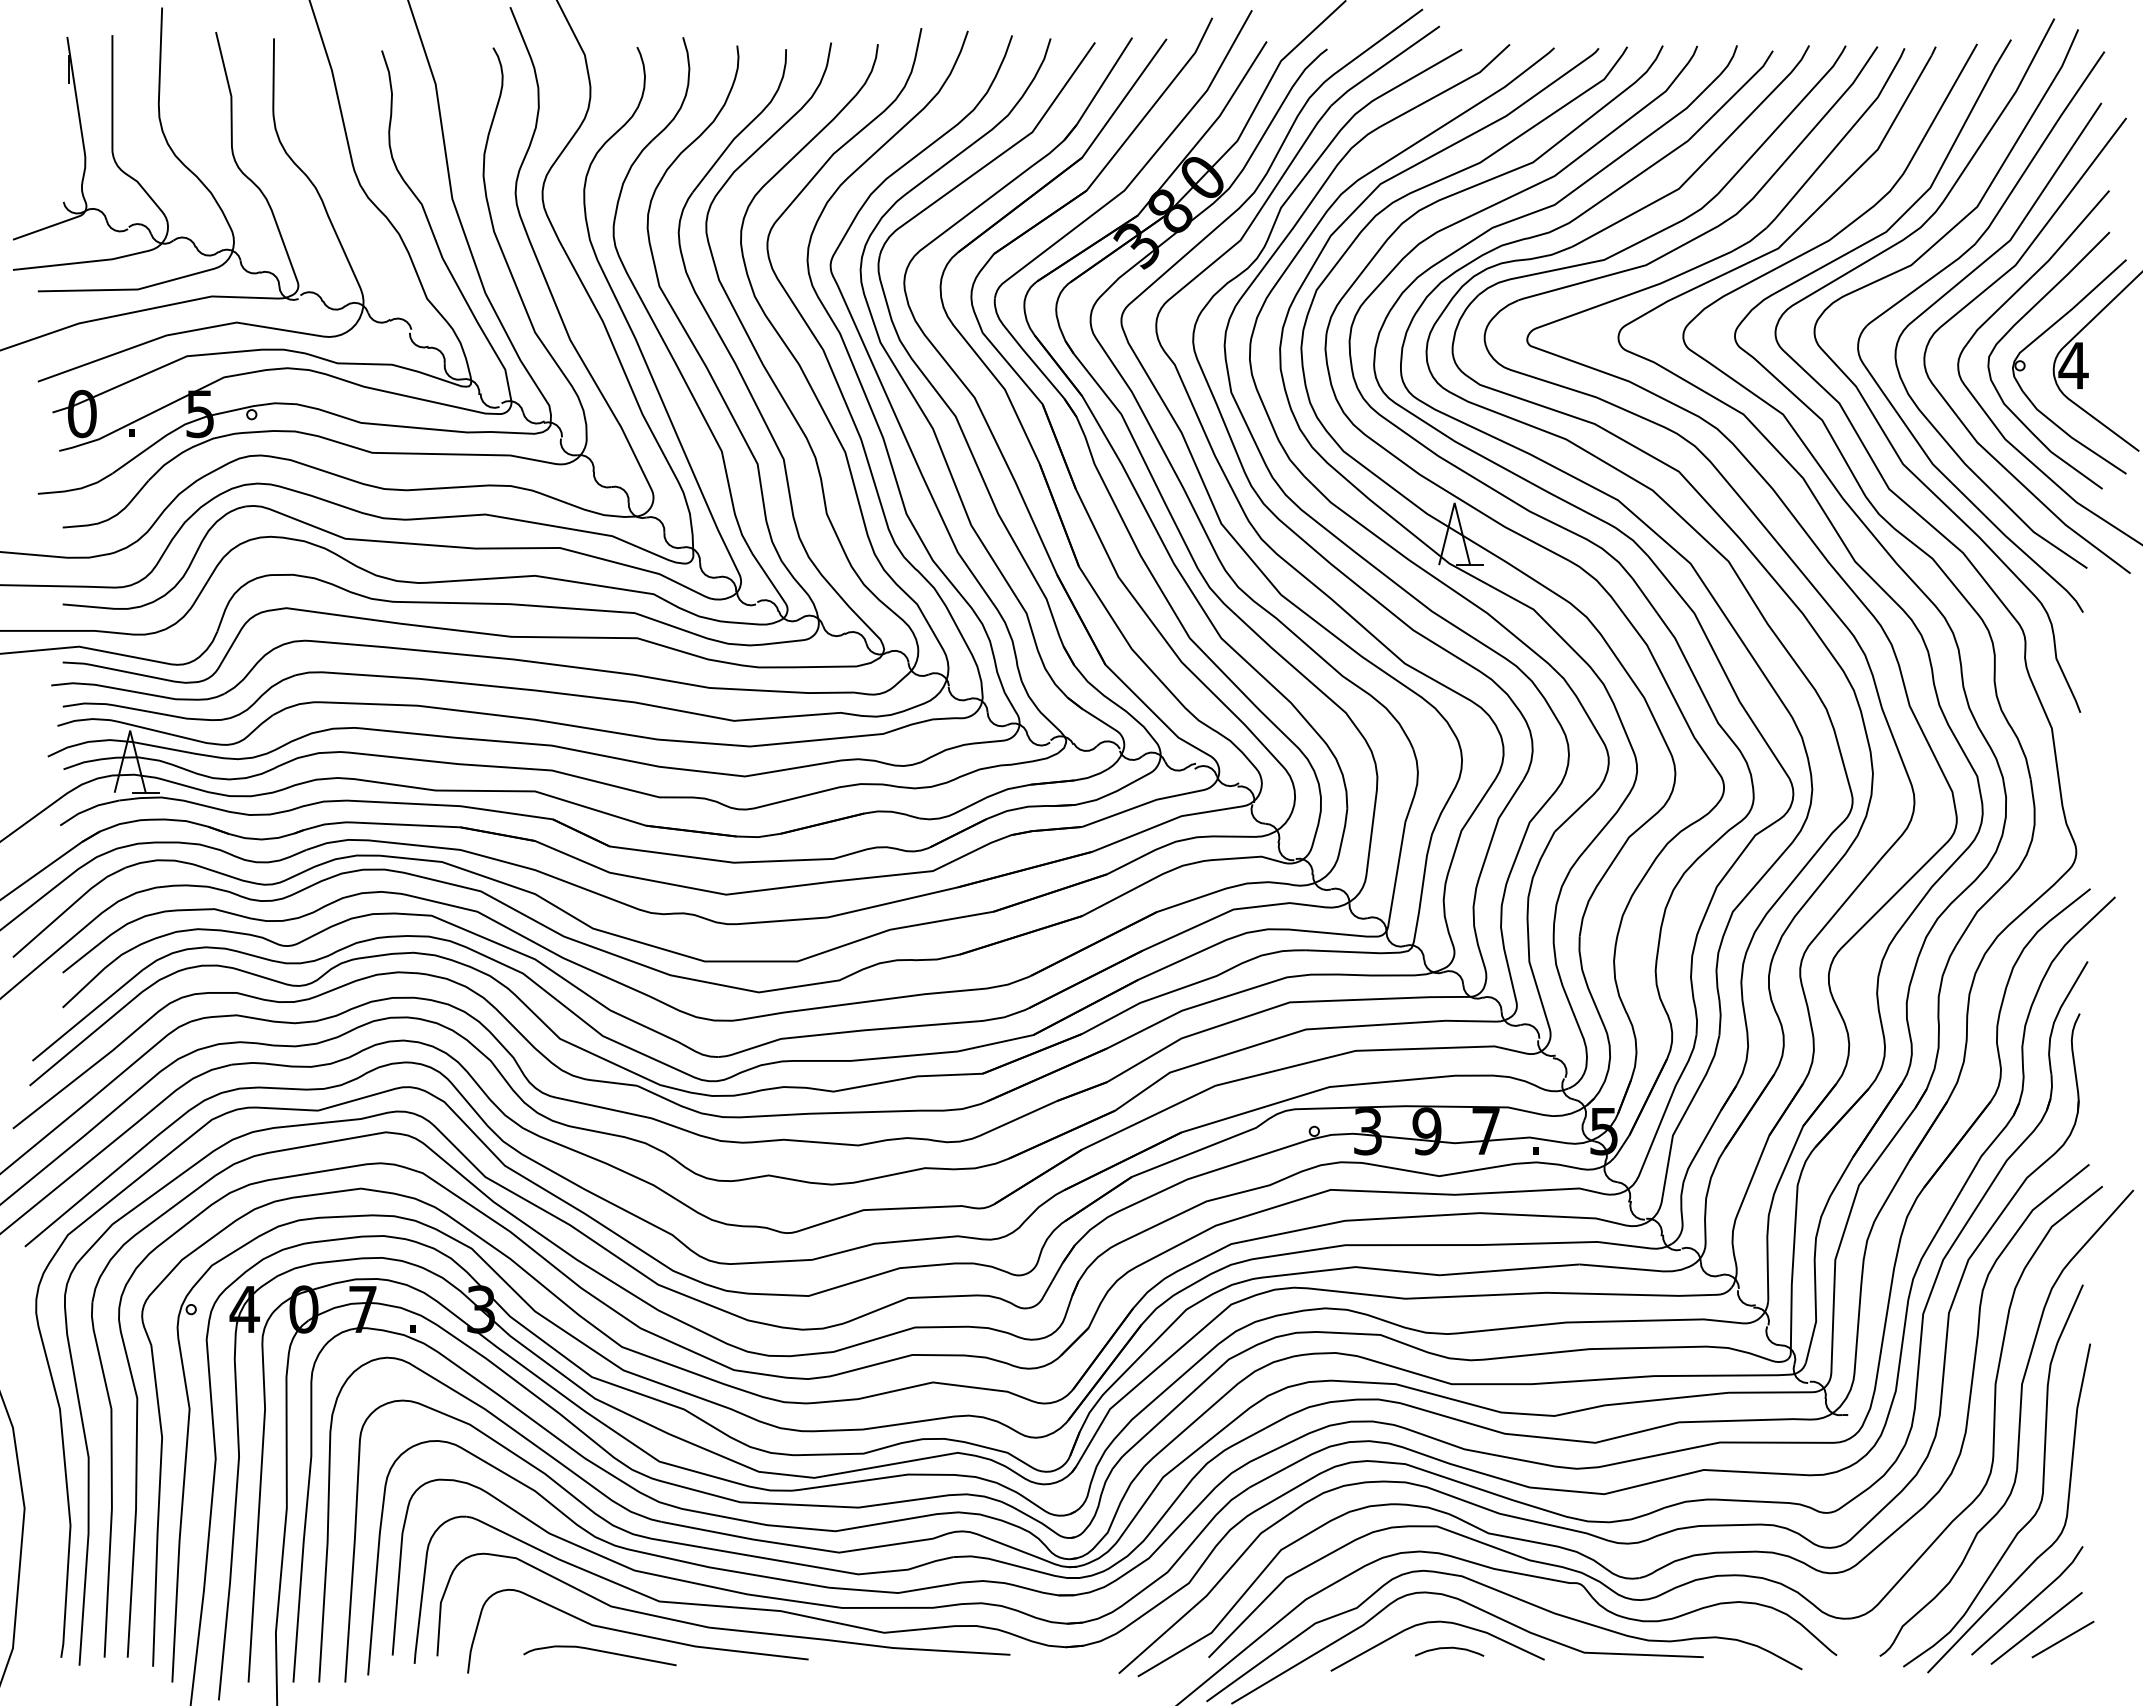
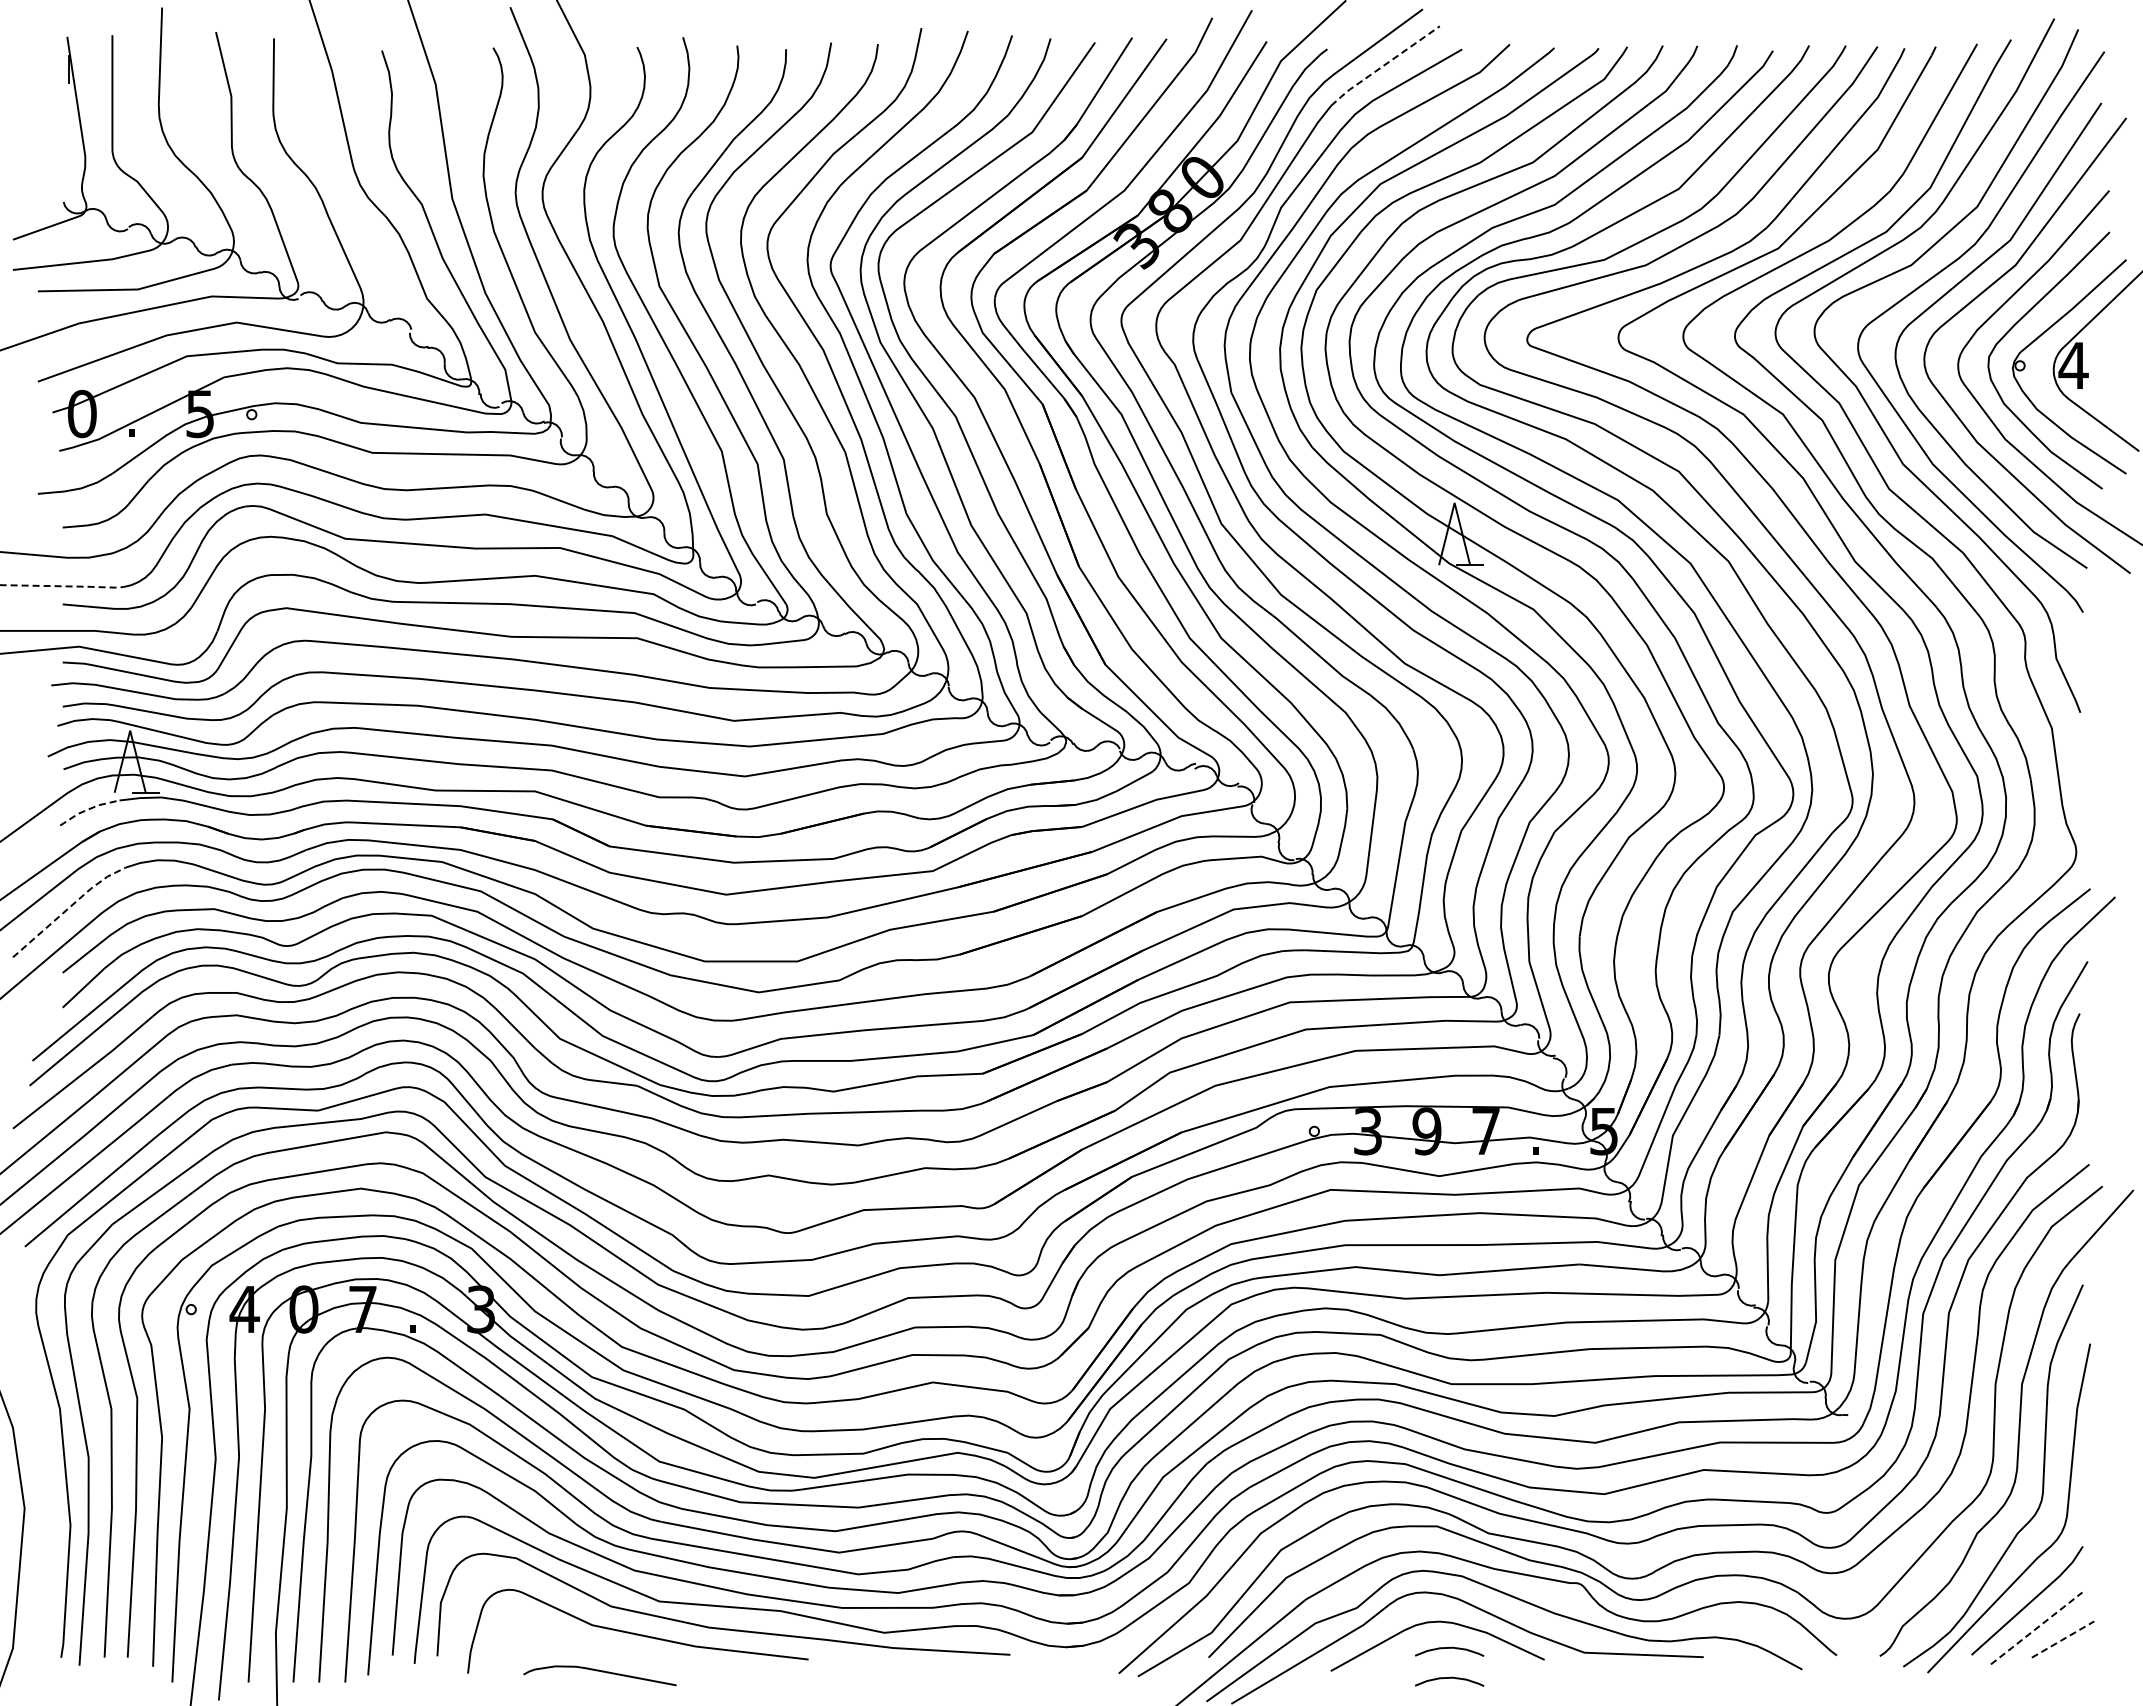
line: solid -> dashed (1383, 65)
line: solid -> dashed (63, 586)
line: solid -> dashed (88, 809)
line: solid -> dashed (68, 908)
line: solid -> dashed (2037, 1628)
line: solid -> dashed (2063, 1639)
curve position: (601, 1652) -> (601, 1672) (601, 1672)
curve: none -> present (1449, 1678)
